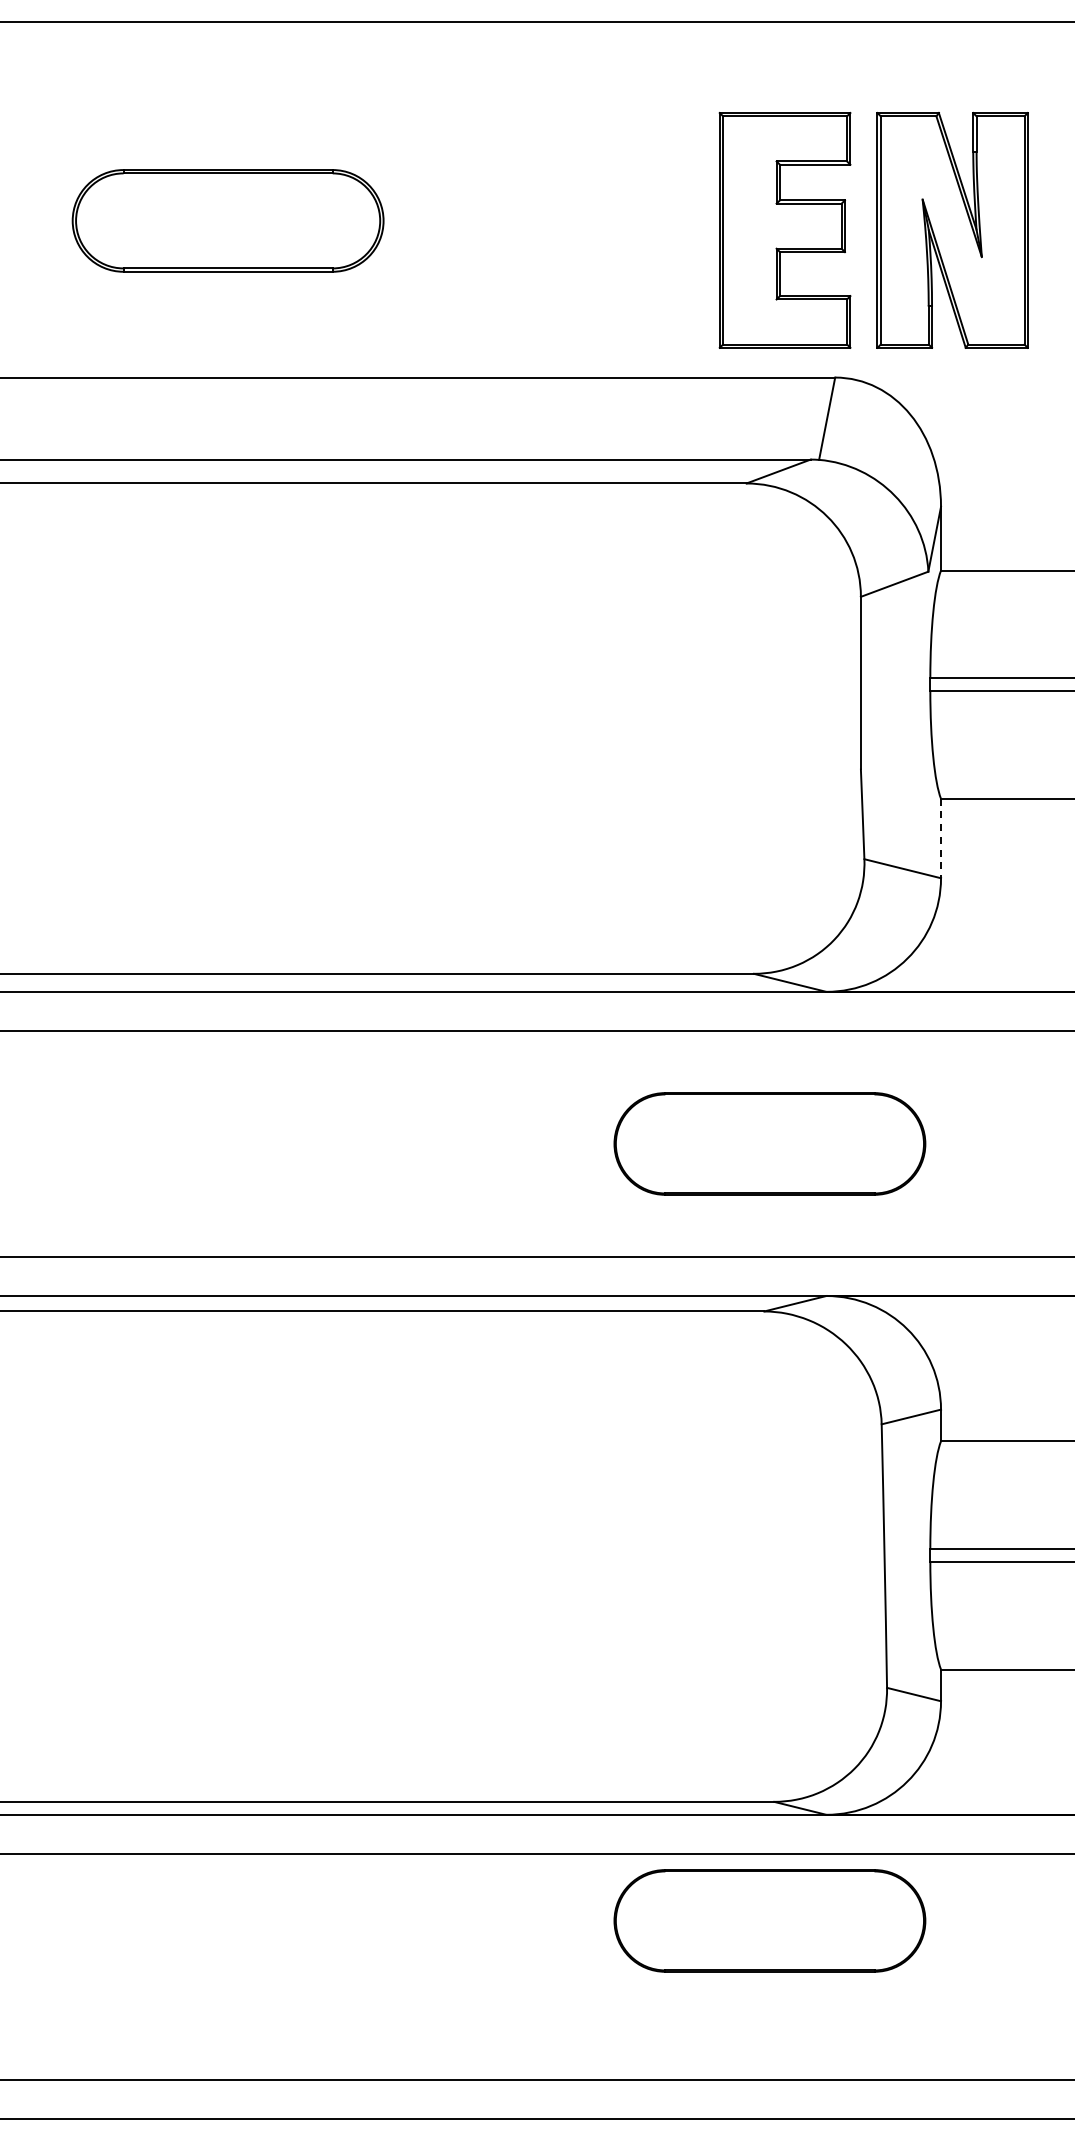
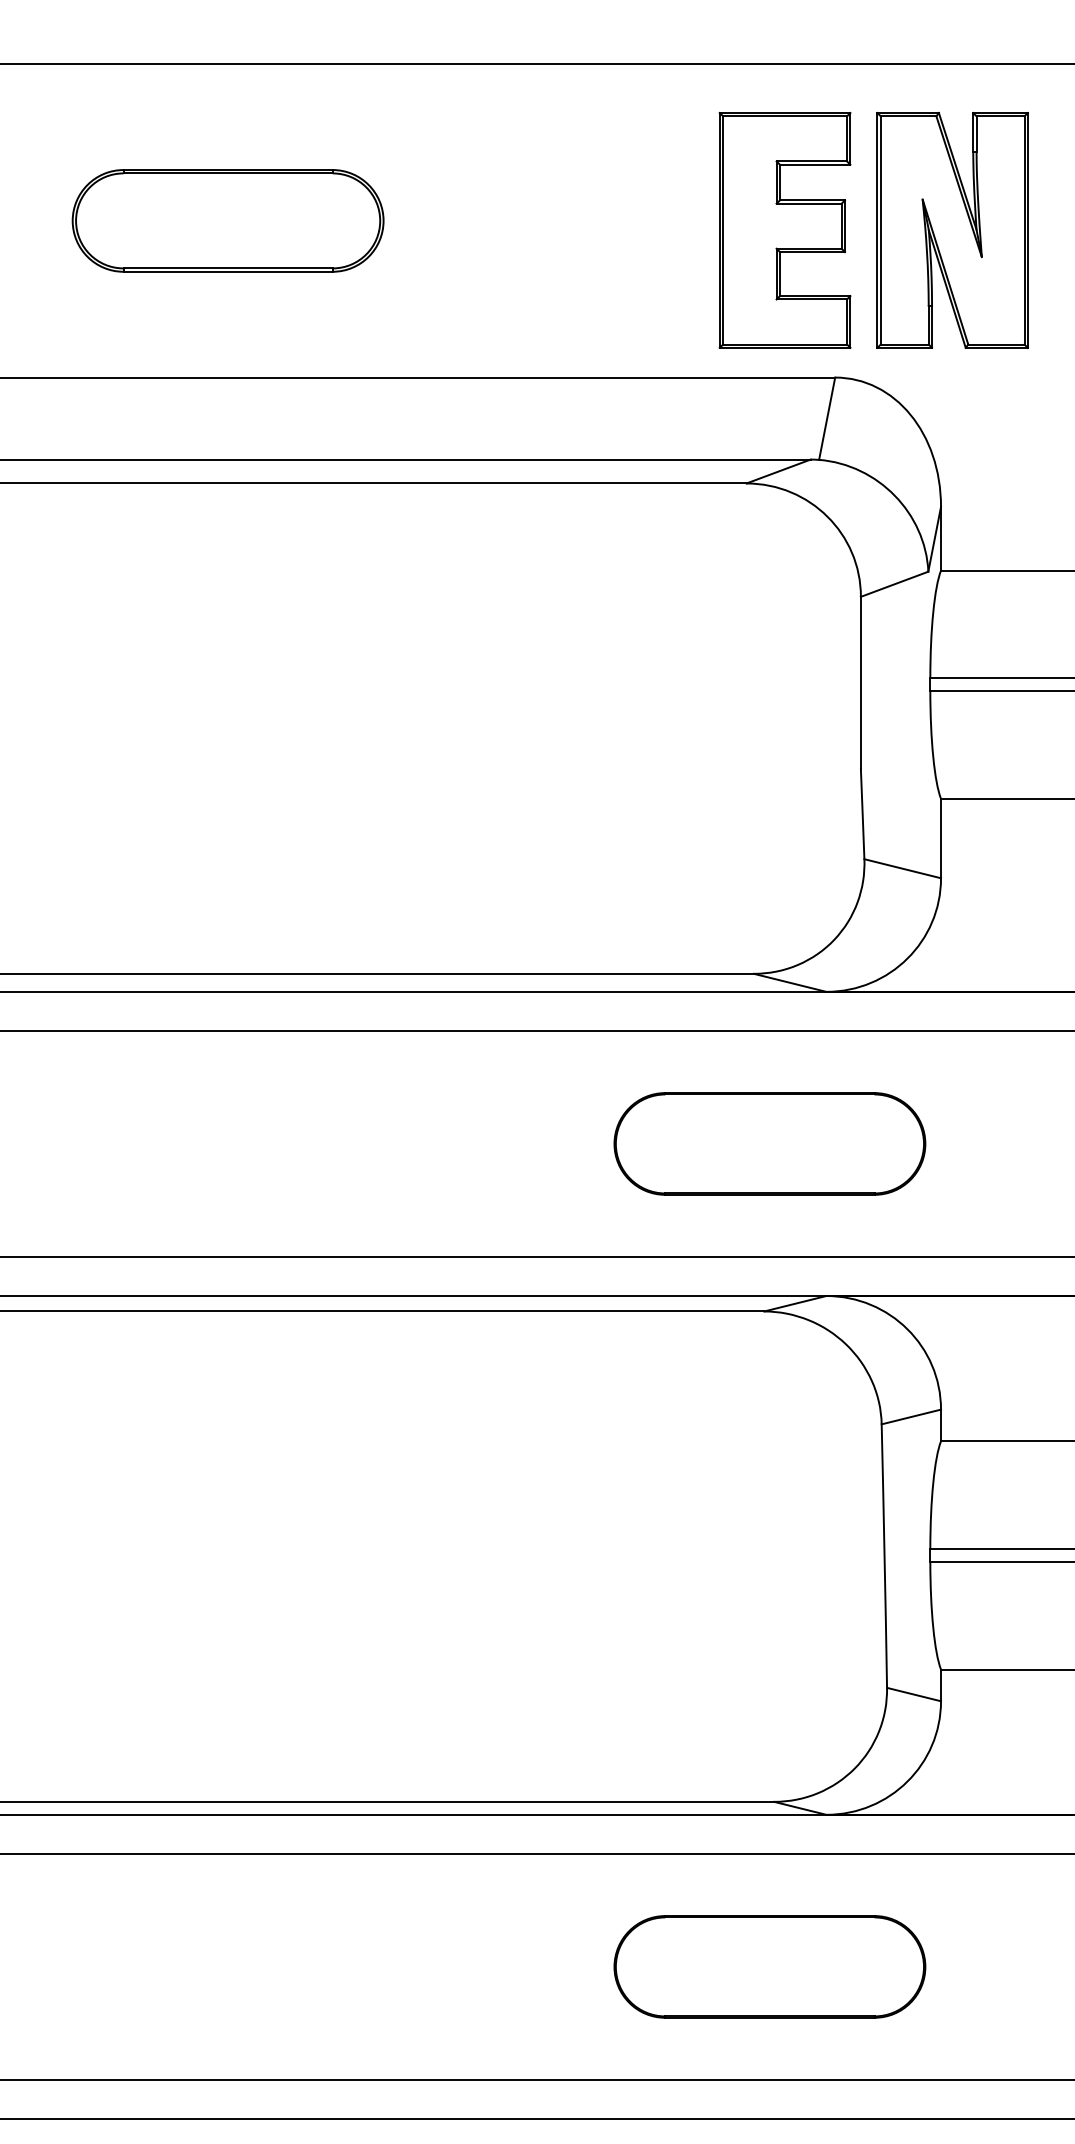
line position: (536, 22) -> (536, 64) (536, 64)
line: dashed -> solid (941, 838)
part position: (769, 1920) -> (769, 1966) (769, 1966)
